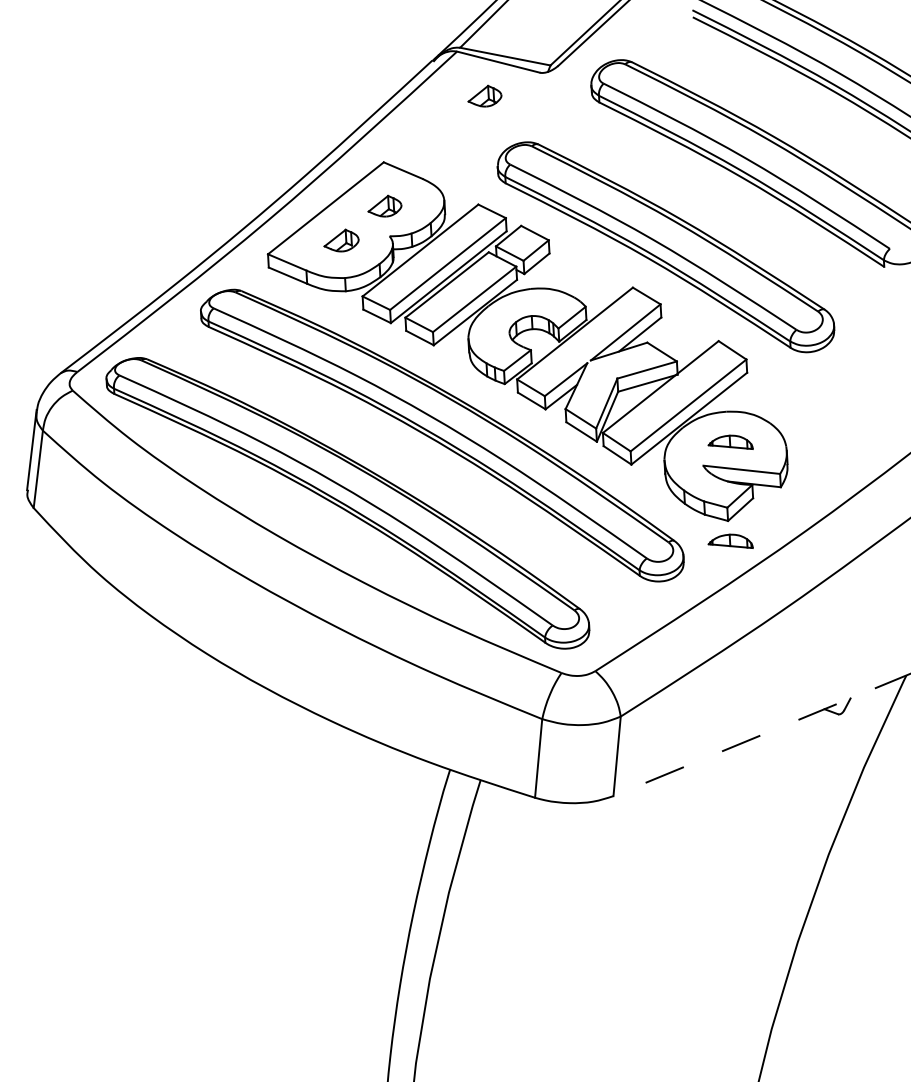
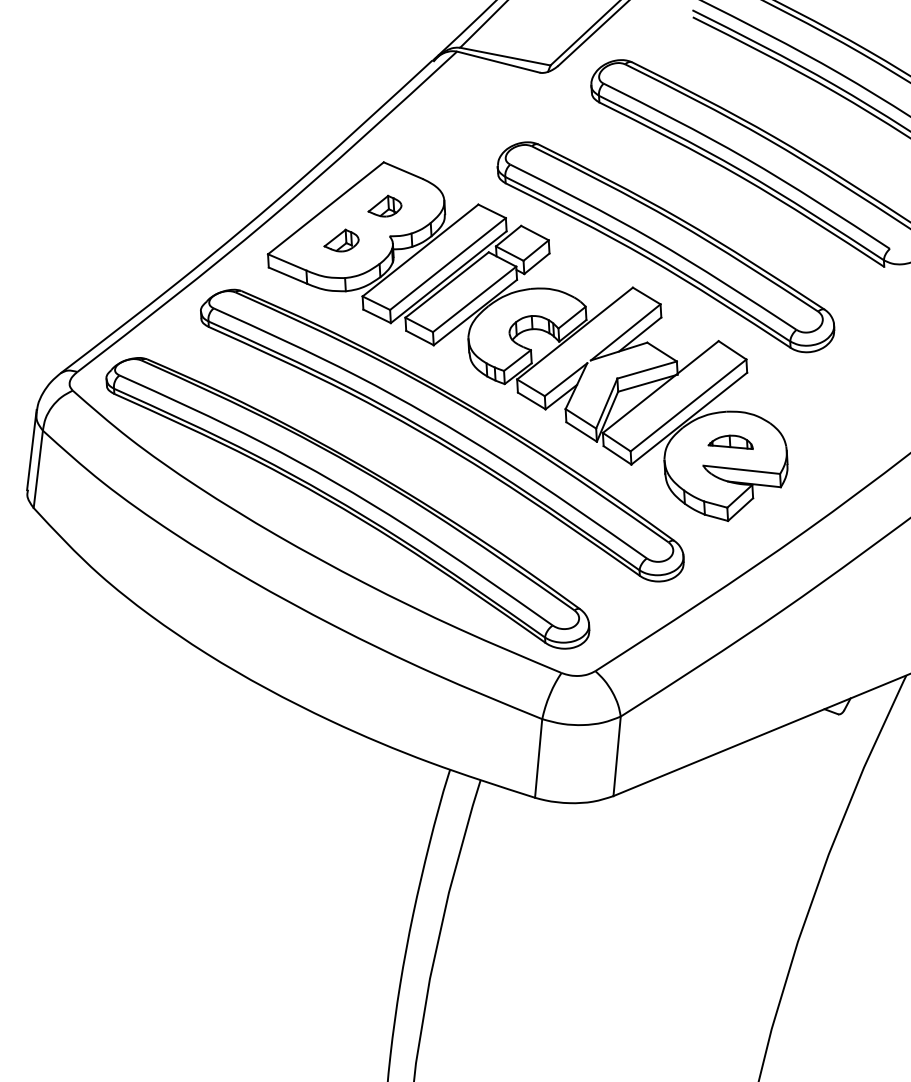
part: present -> none (484, 95)
part: present -> none (730, 540)
line: dashed -> solid (761, 734)
